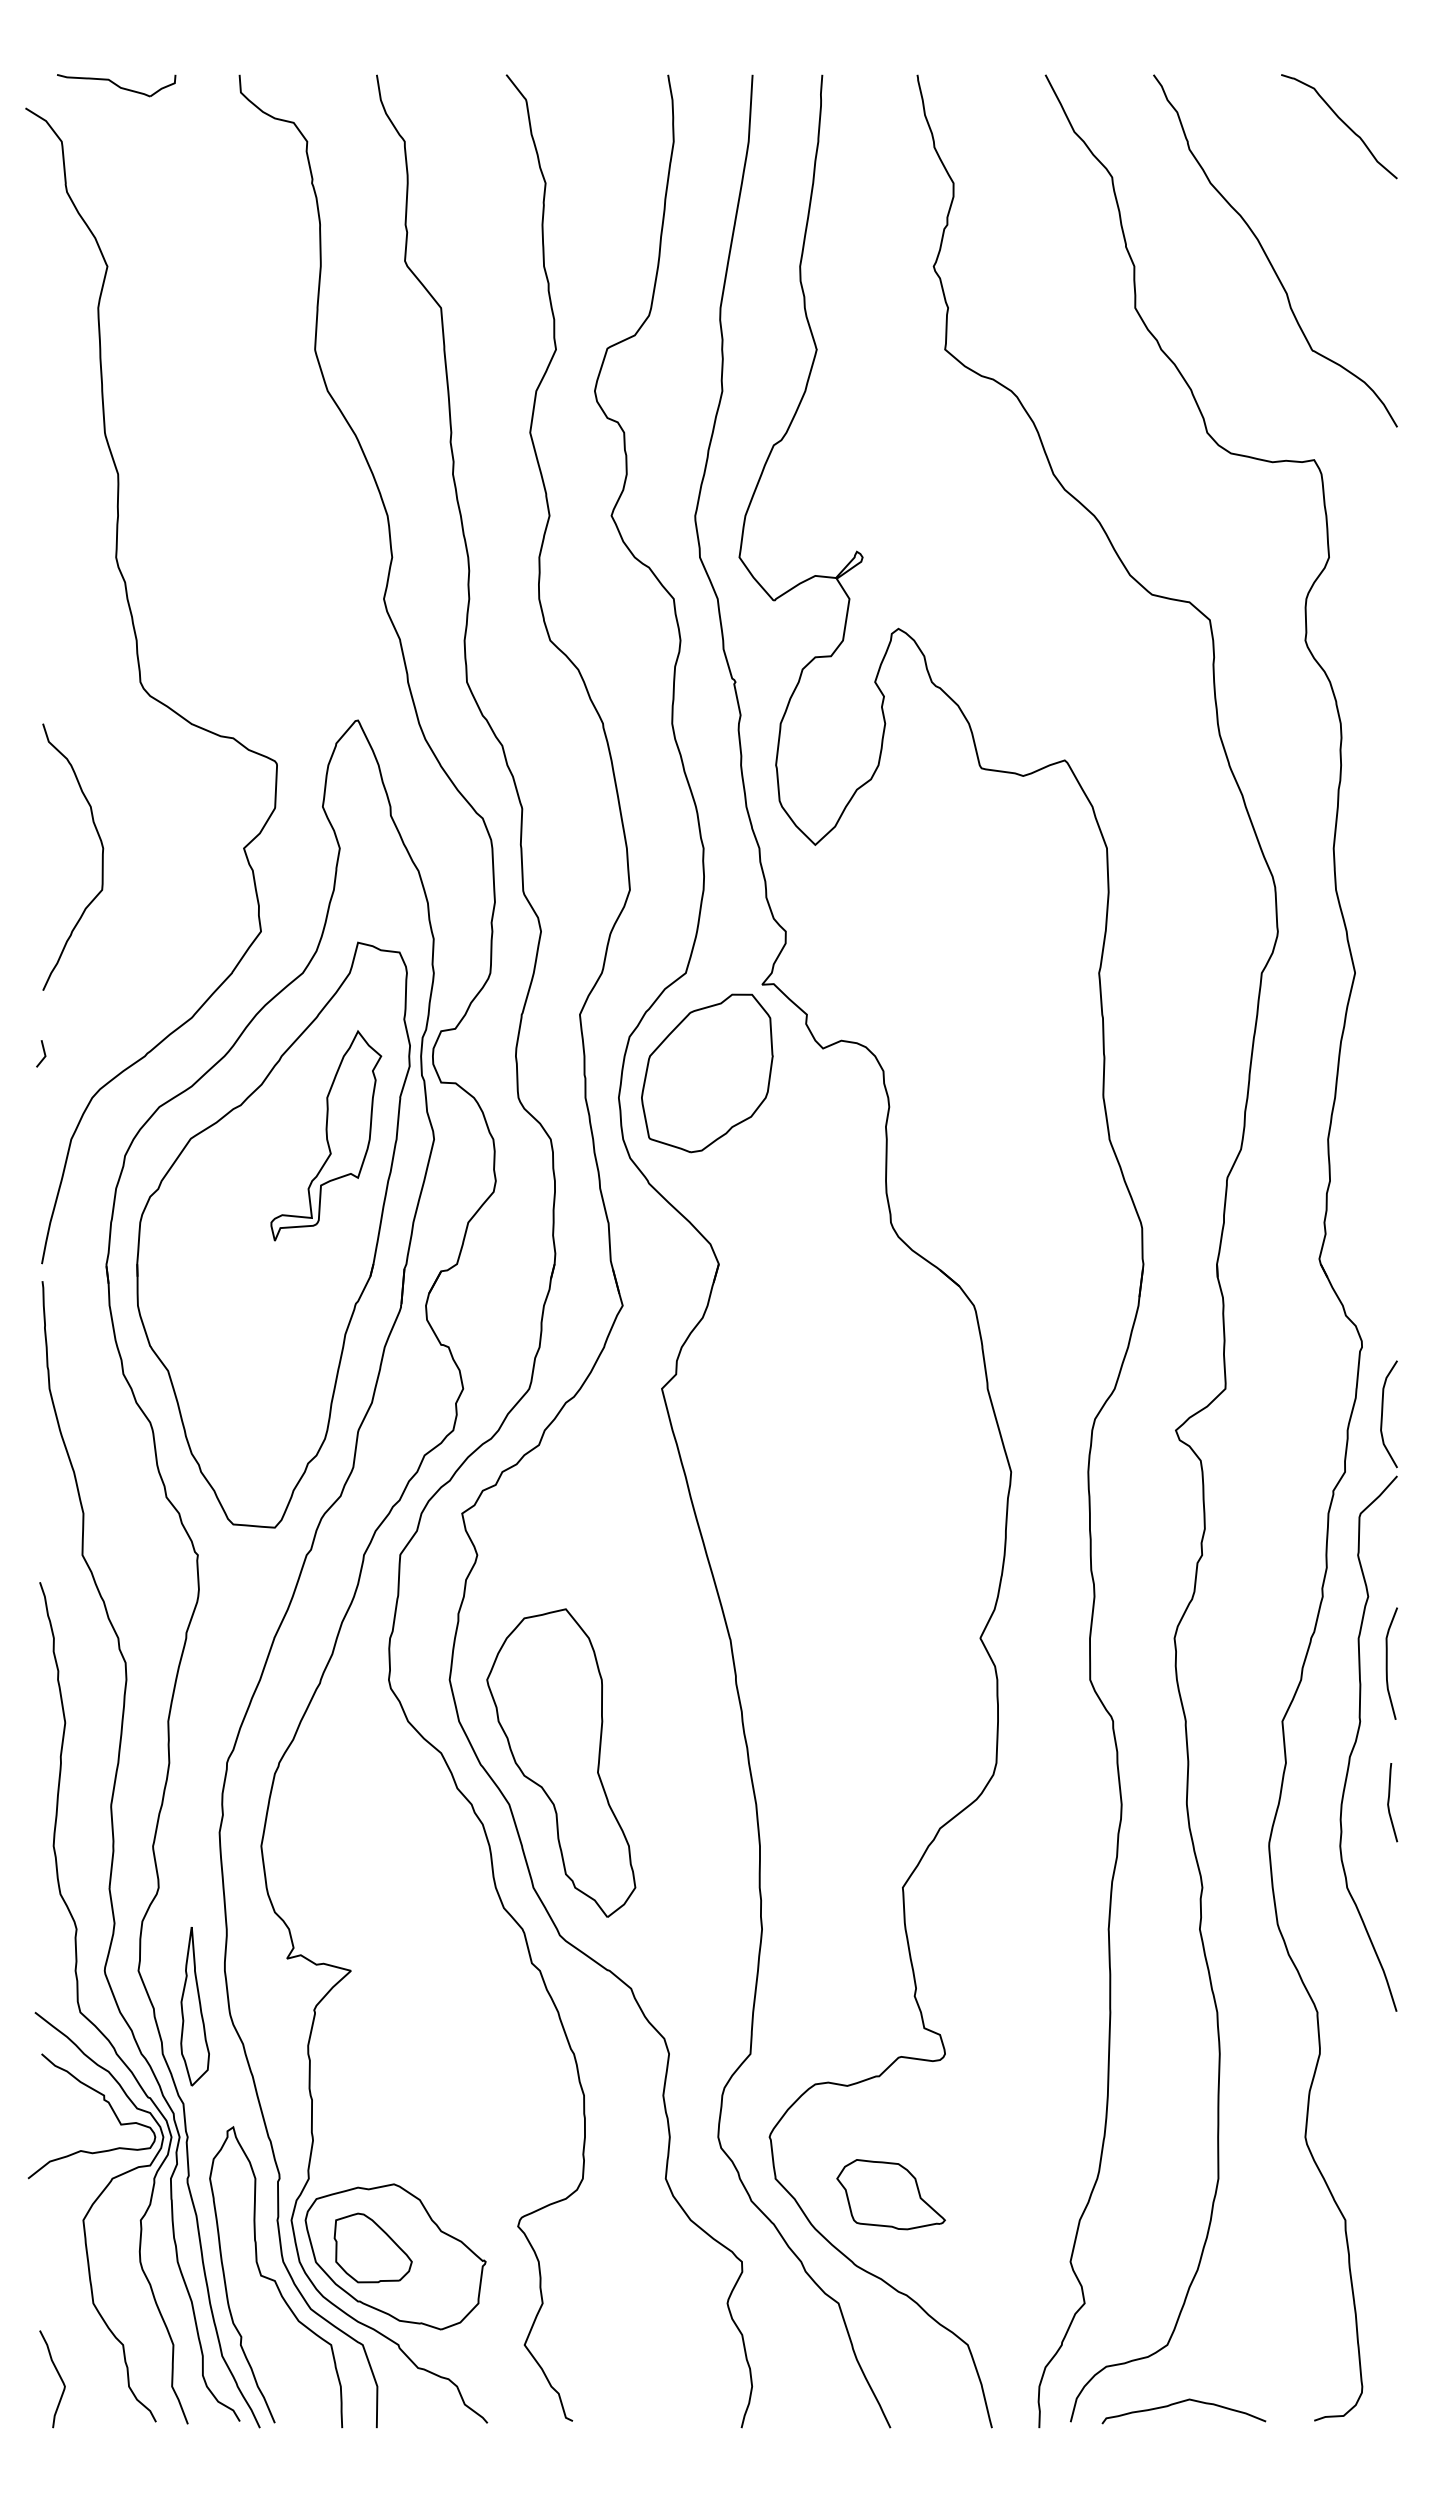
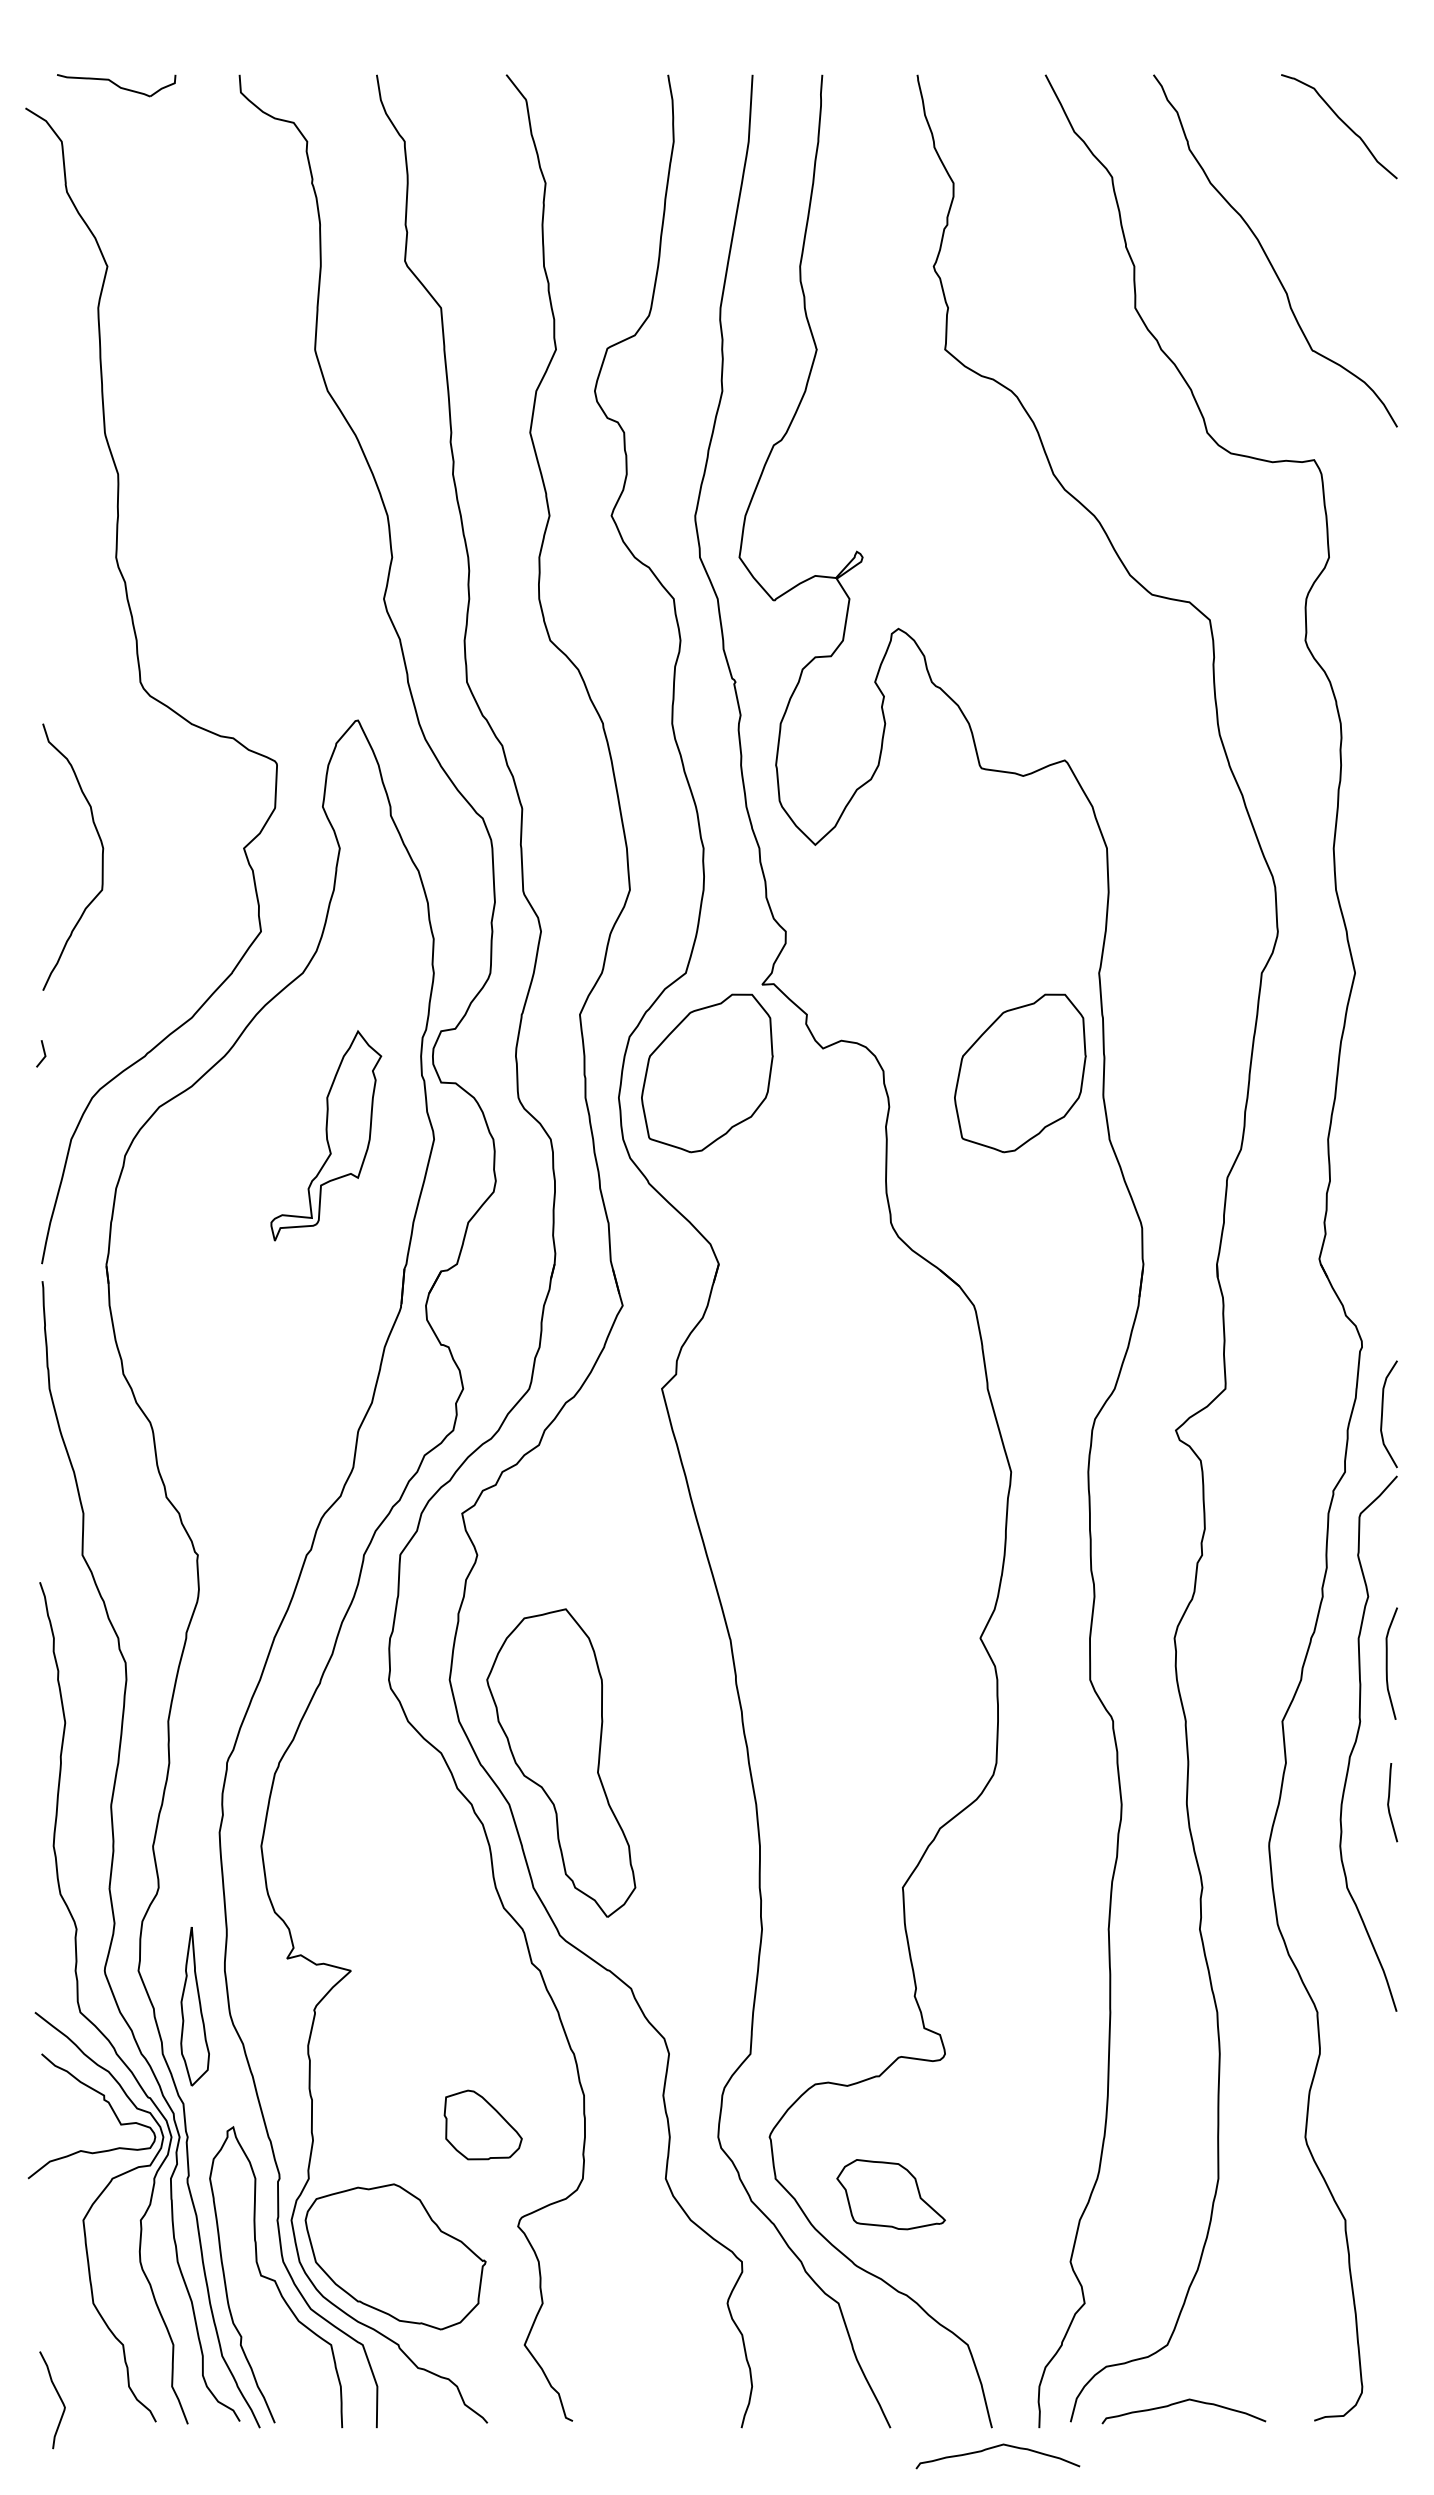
part: none -> present (1020, 1073)
part: present -> none (273, 1234)
part position: (372, 2247) -> (482, 2124) (482, 2124)
curve position: (58, 2375) -> (58, 2396) (58, 2396)
curve: none -> present (993, 2448)
